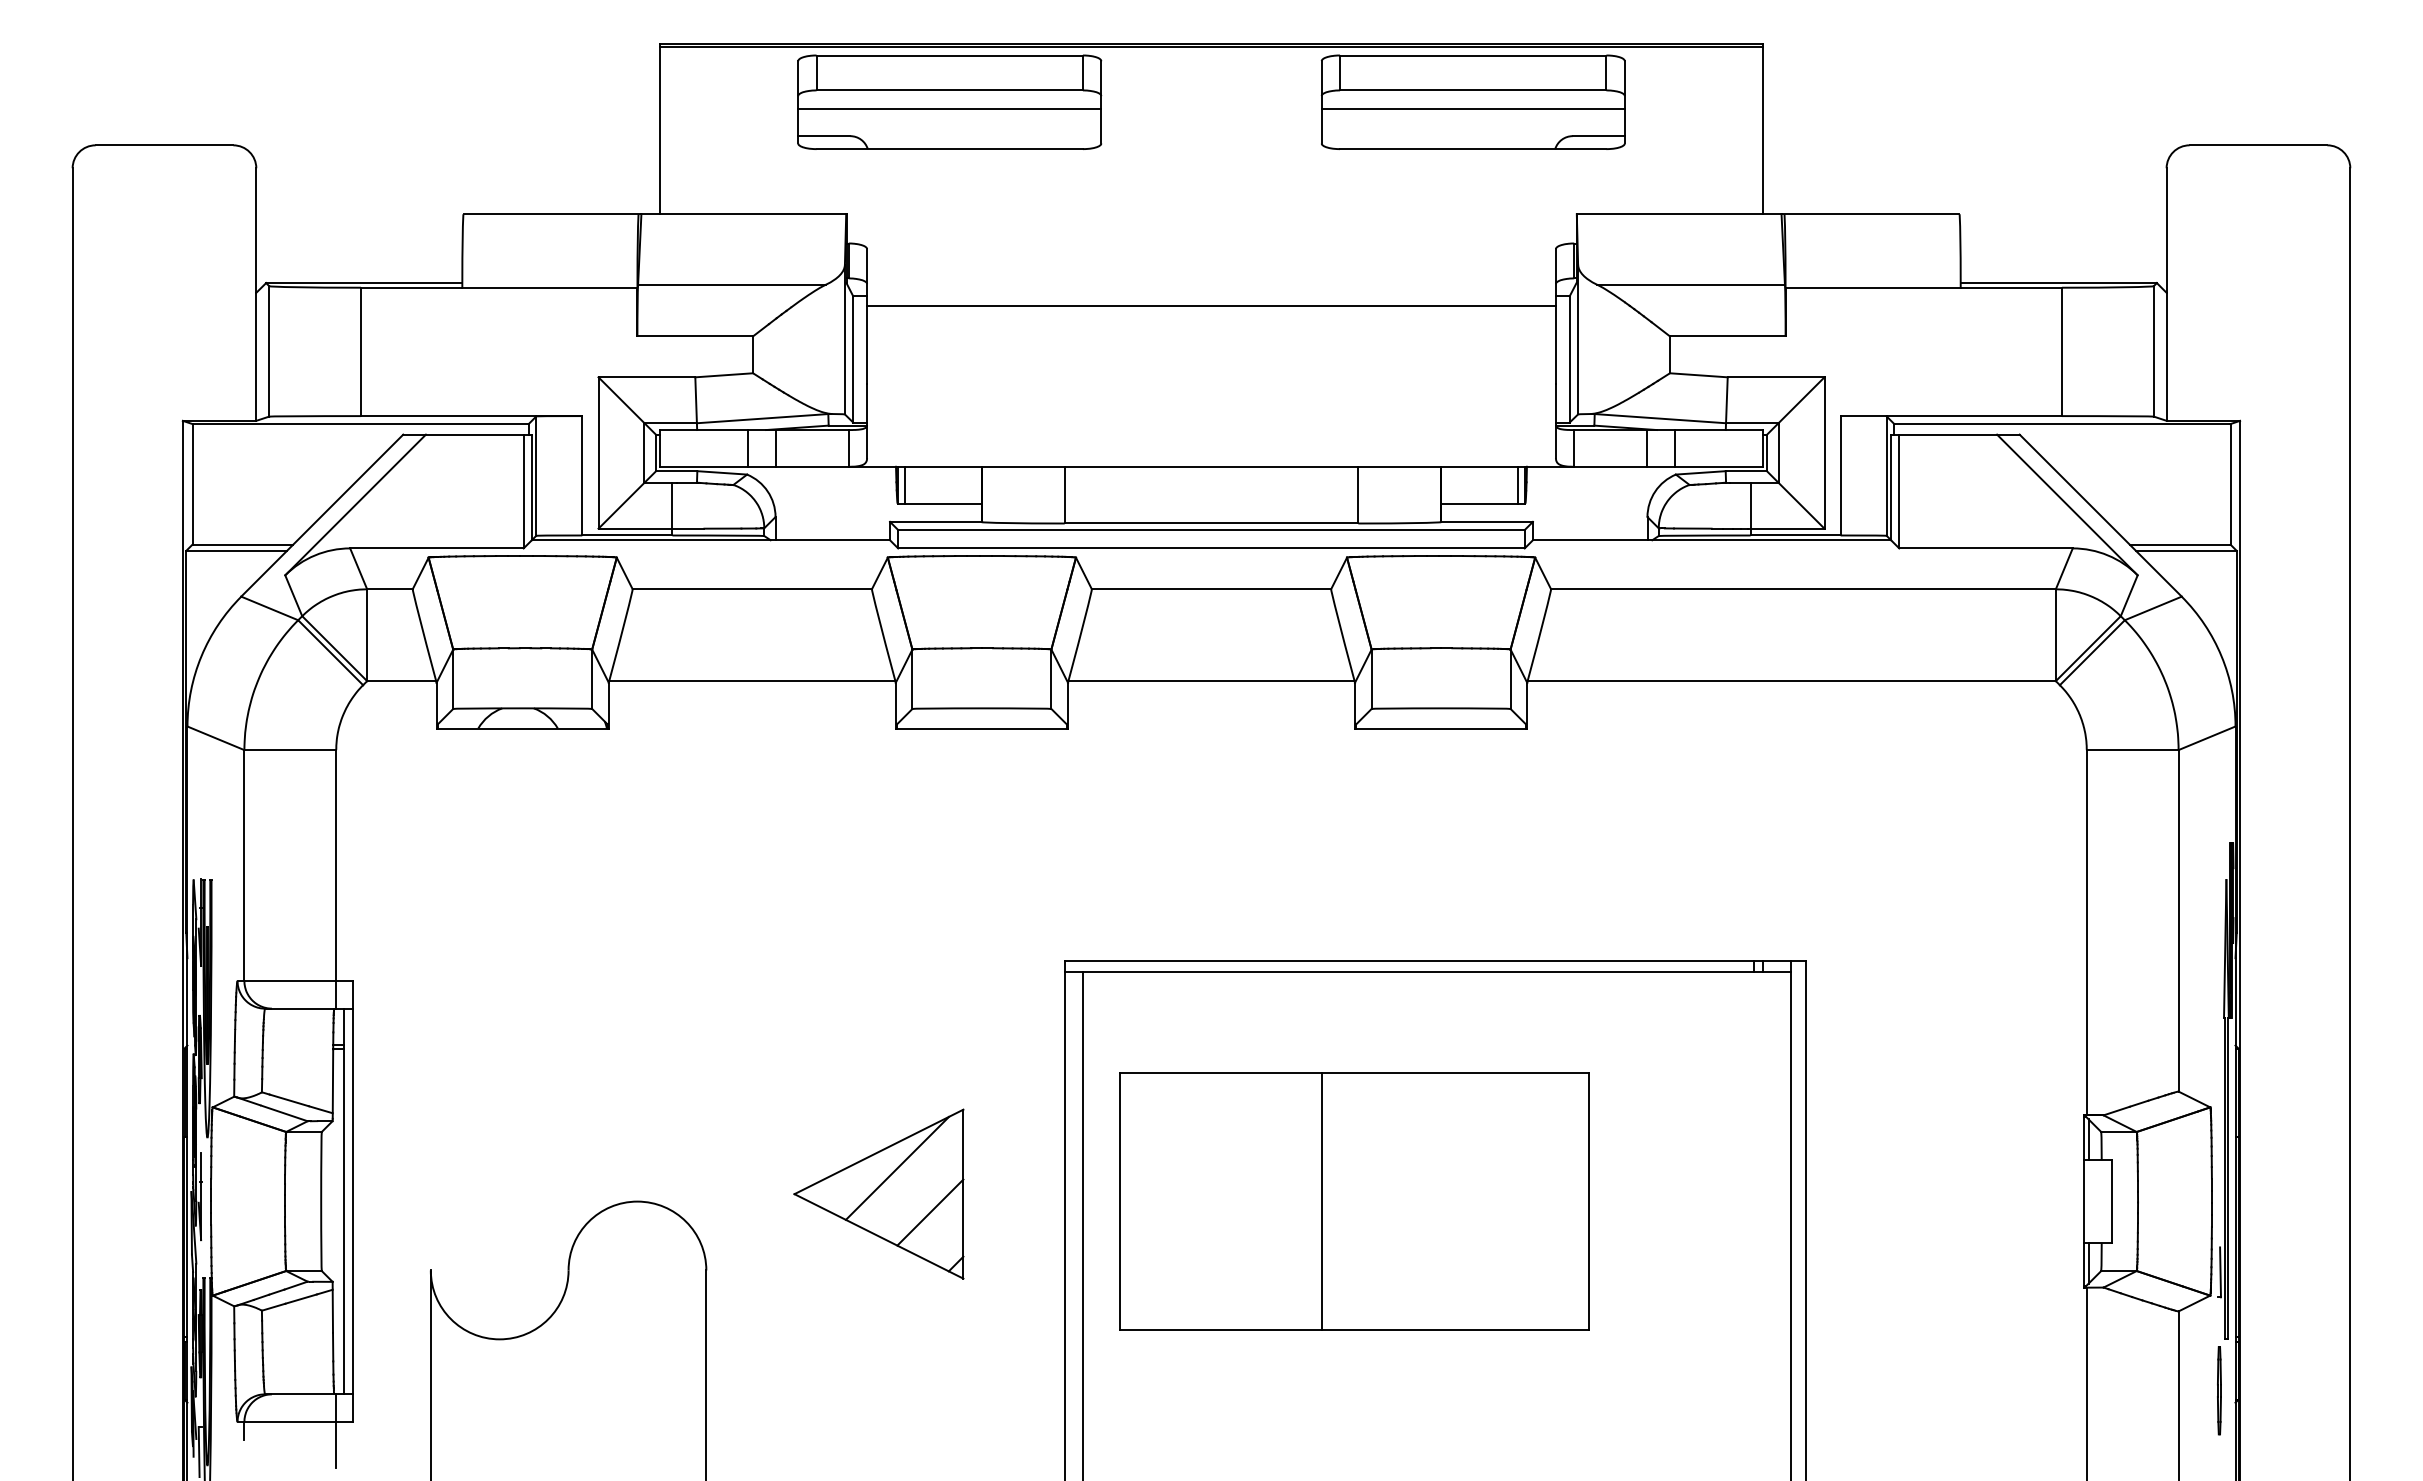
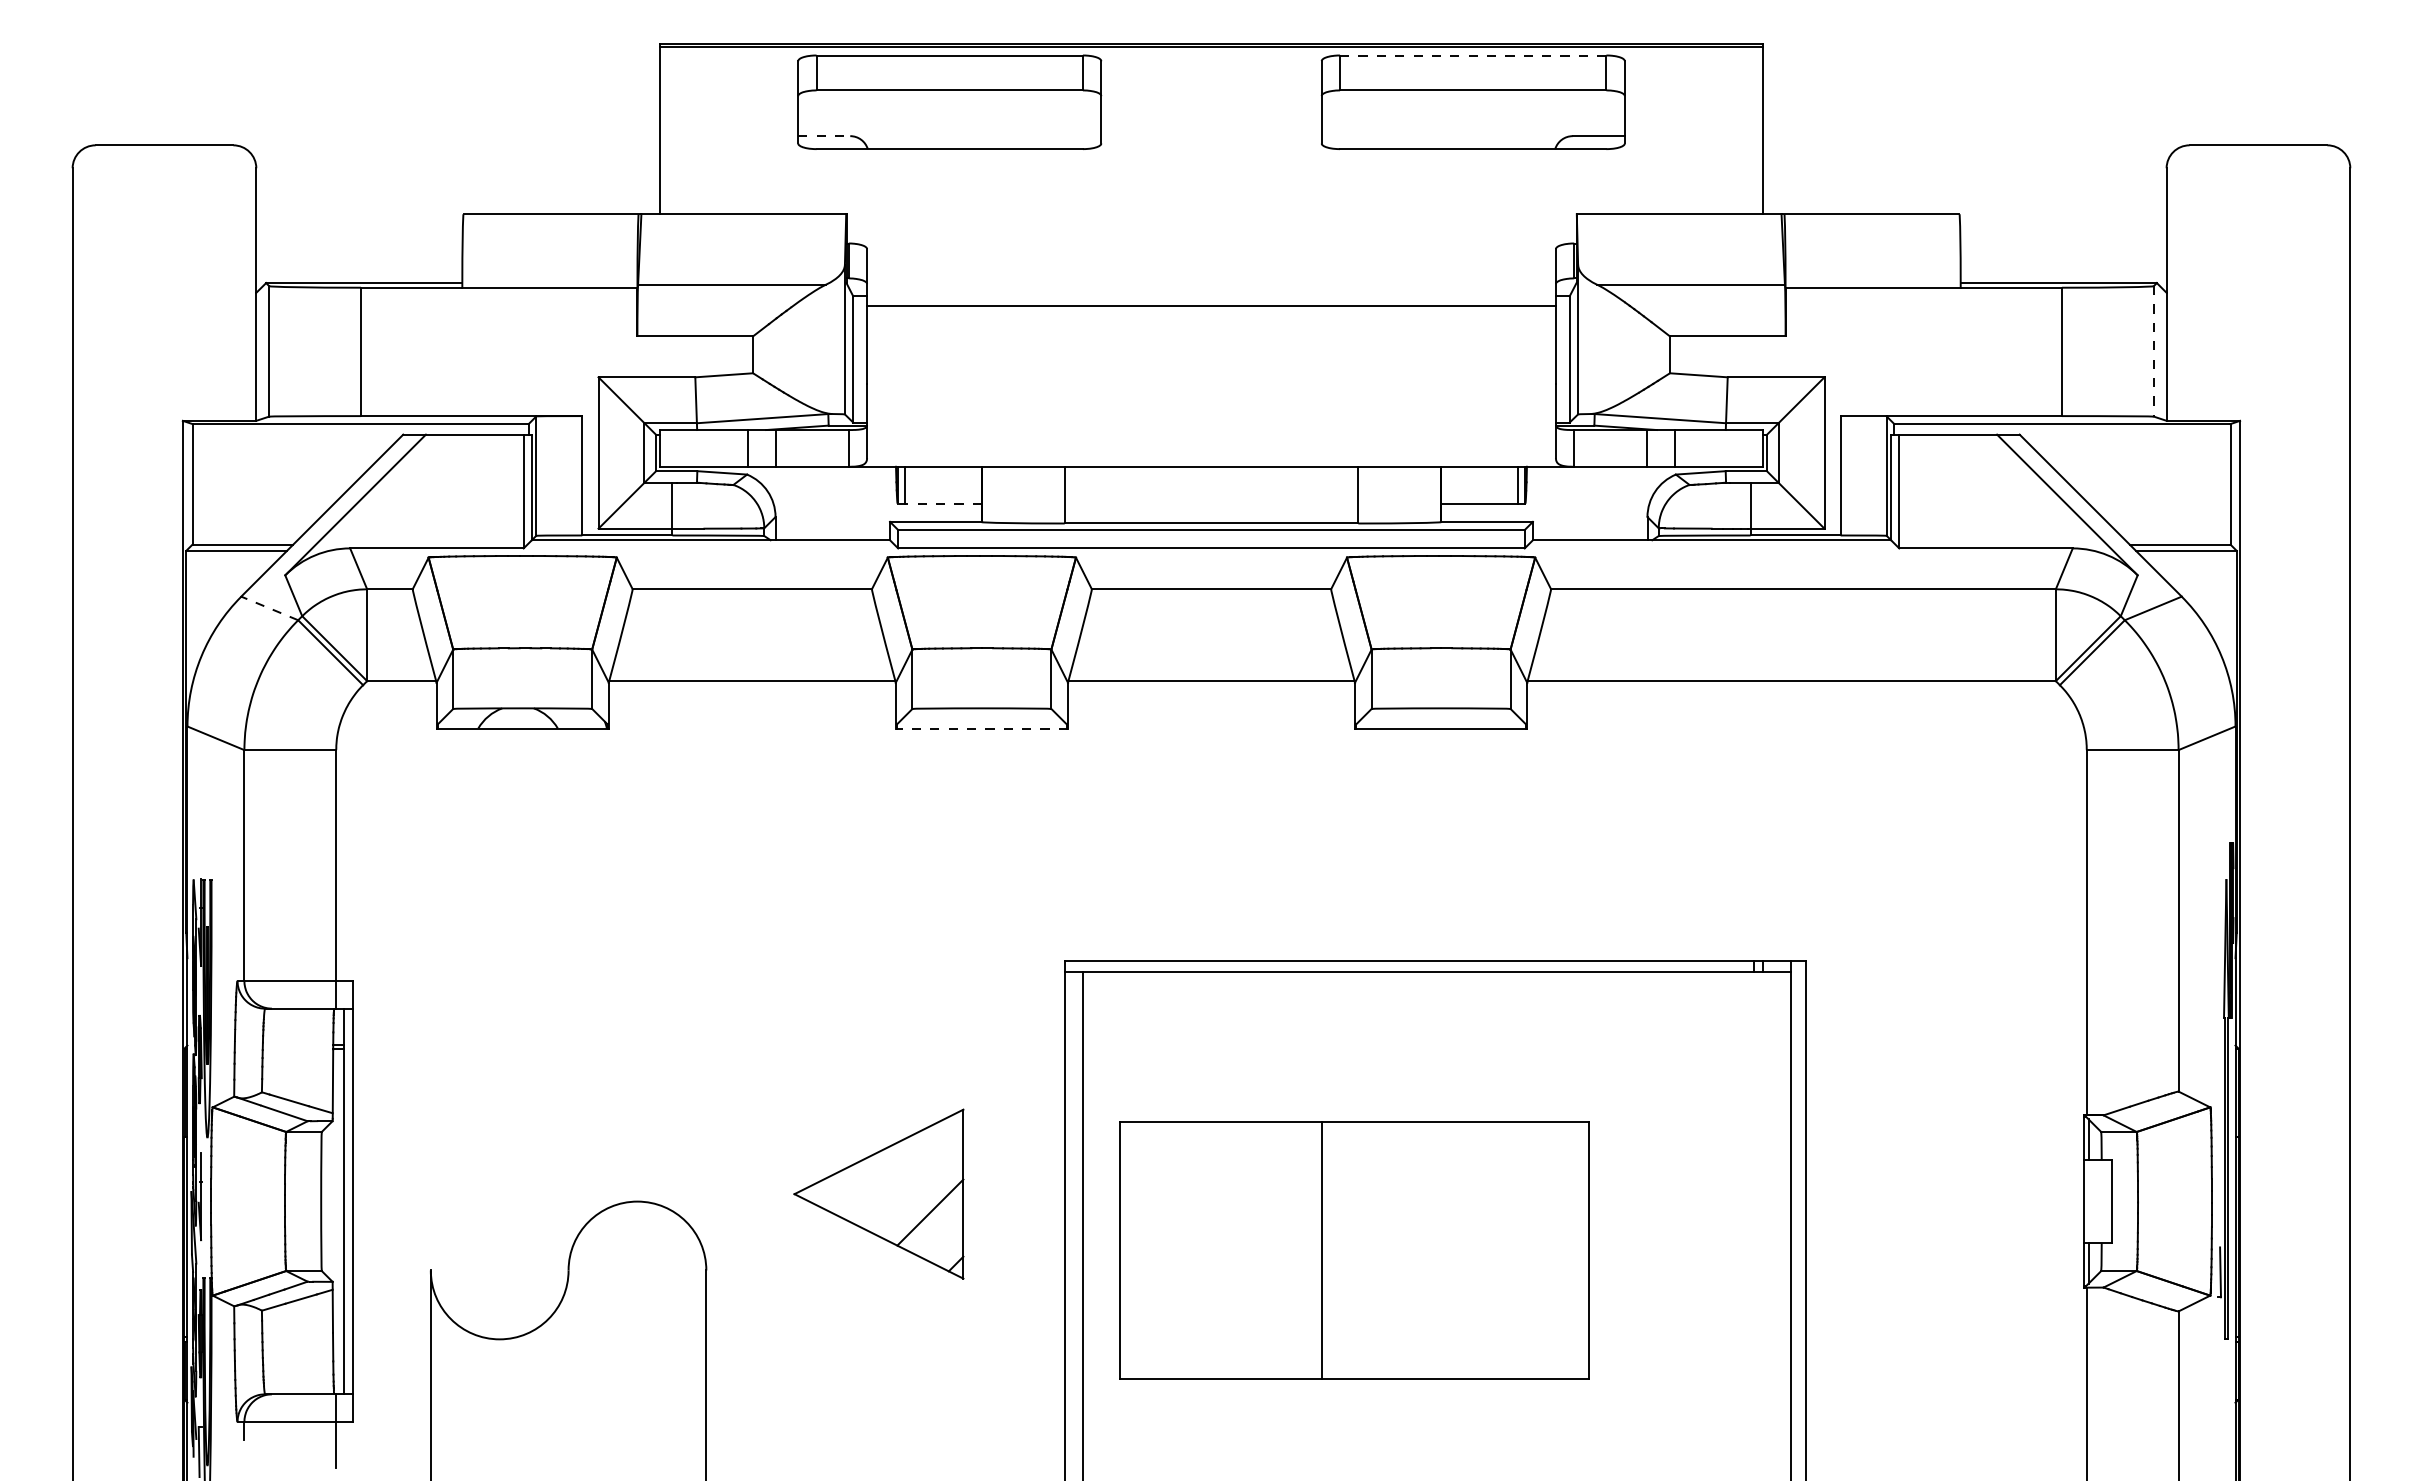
line: solid -> dashed (1473, 55)
line: present -> none (949, 108)
line: present -> none (1472, 108)
line: solid -> dashed (824, 136)
line: solid -> dashed (2153, 351)
line: solid -> dashed (939, 503)
line: solid -> dashed (269, 608)
line: solid -> dashed (981, 728)
line: present -> none (896, 1167)
part position: (1354, 1201) -> (1354, 1250) (1354, 1250)
line: present -> none (2218, 1390)
